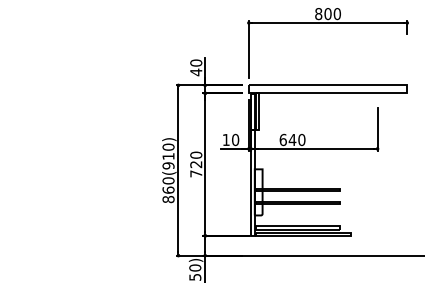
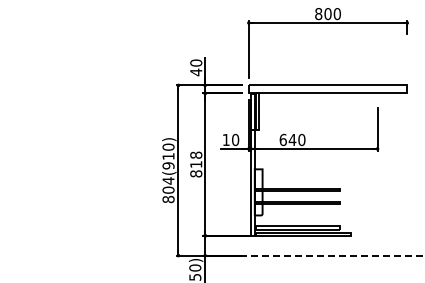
text: 720 -> 818 (196, 164)
text: 860(910) -> 804(910) (168, 185)
line: solid -> dashed (327, 255)
